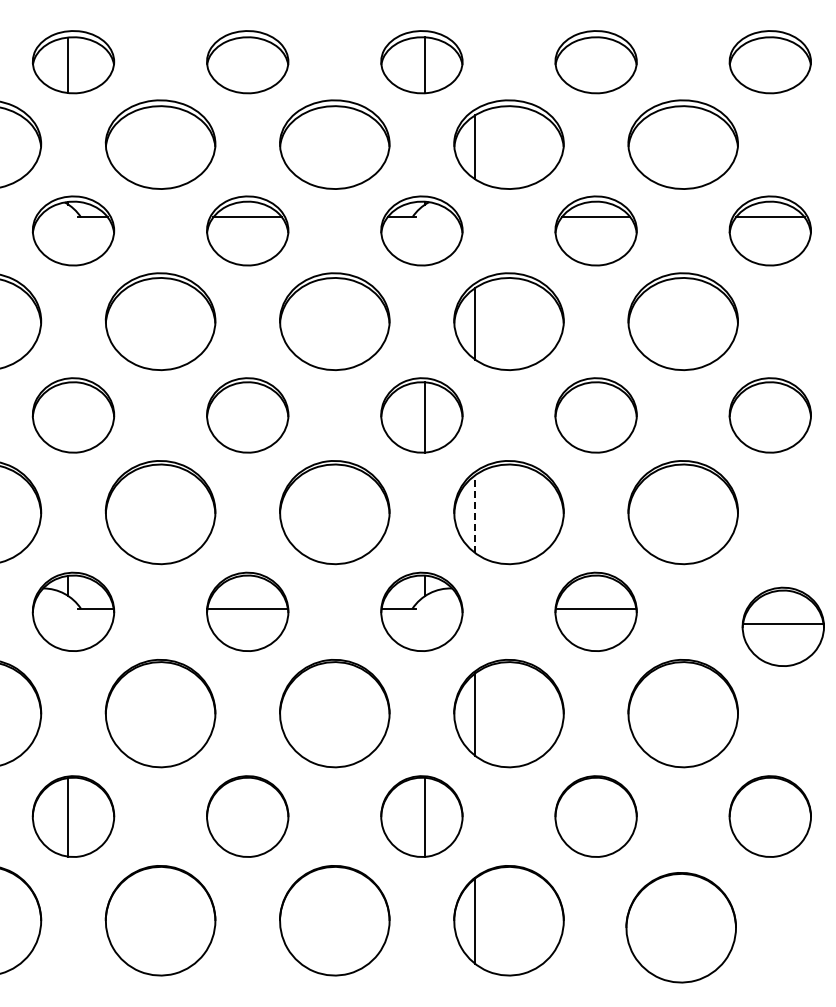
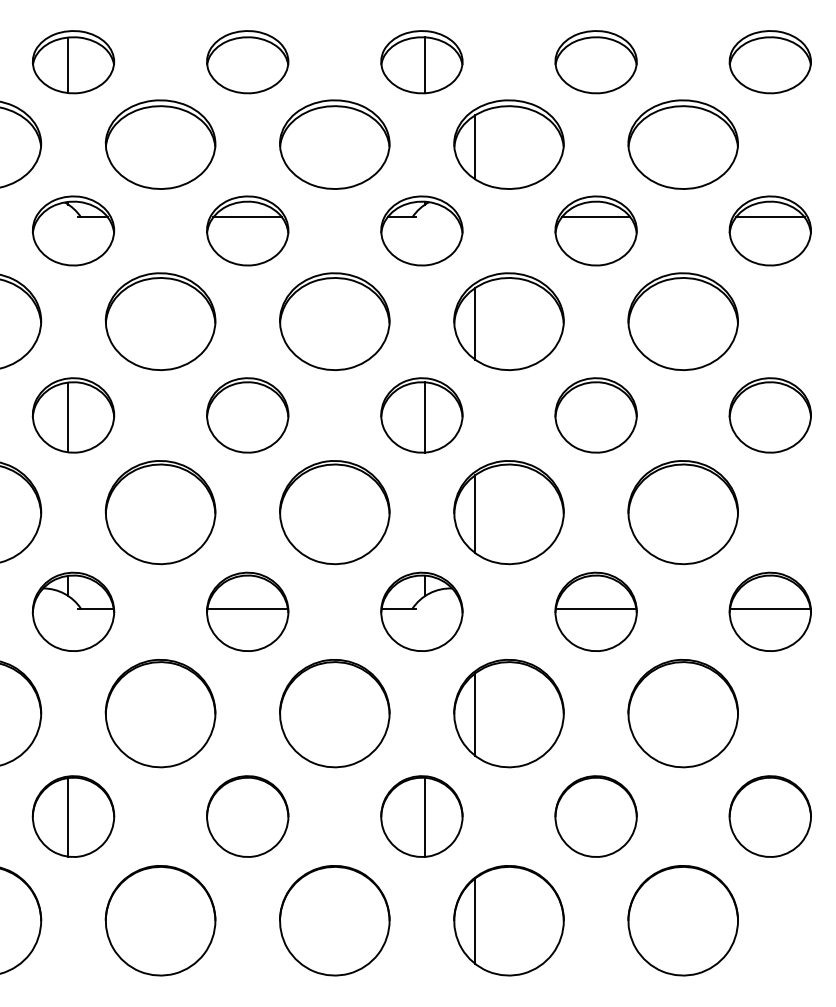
line: none -> present (68, 417)
line: dashed -> solid (475, 514)
part position: (782, 626) -> (769, 611) (769, 611)
part position: (680, 927) -> (682, 920) (682, 920)
